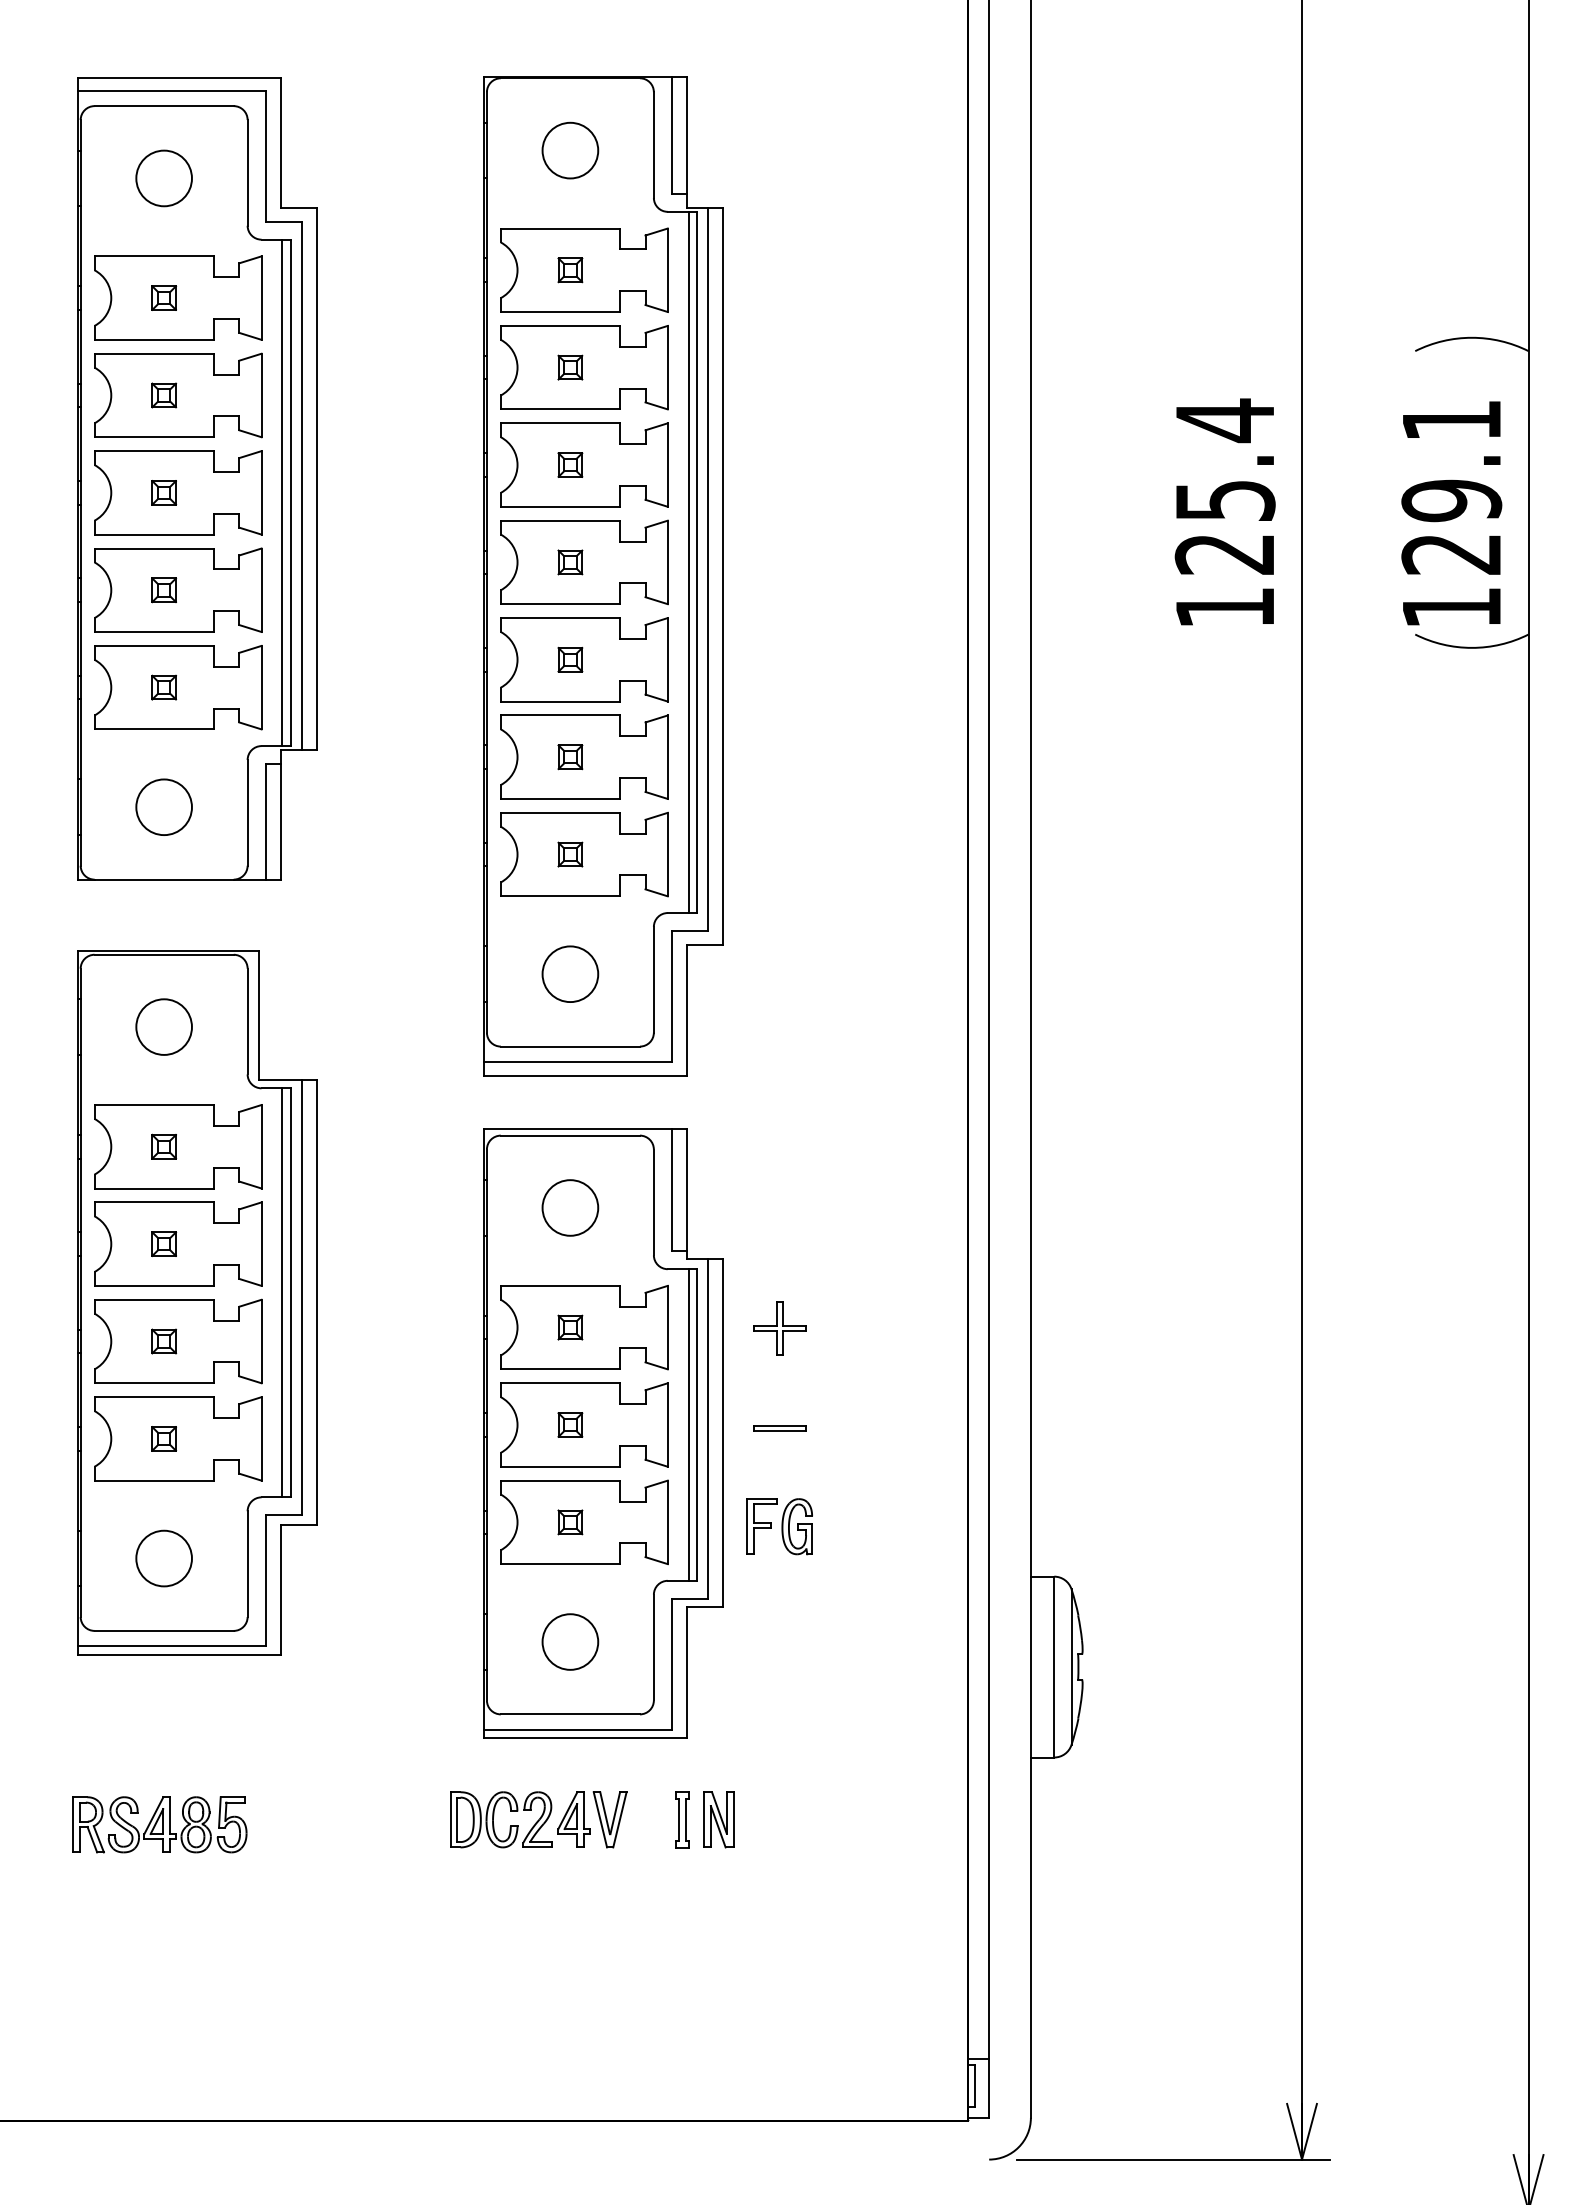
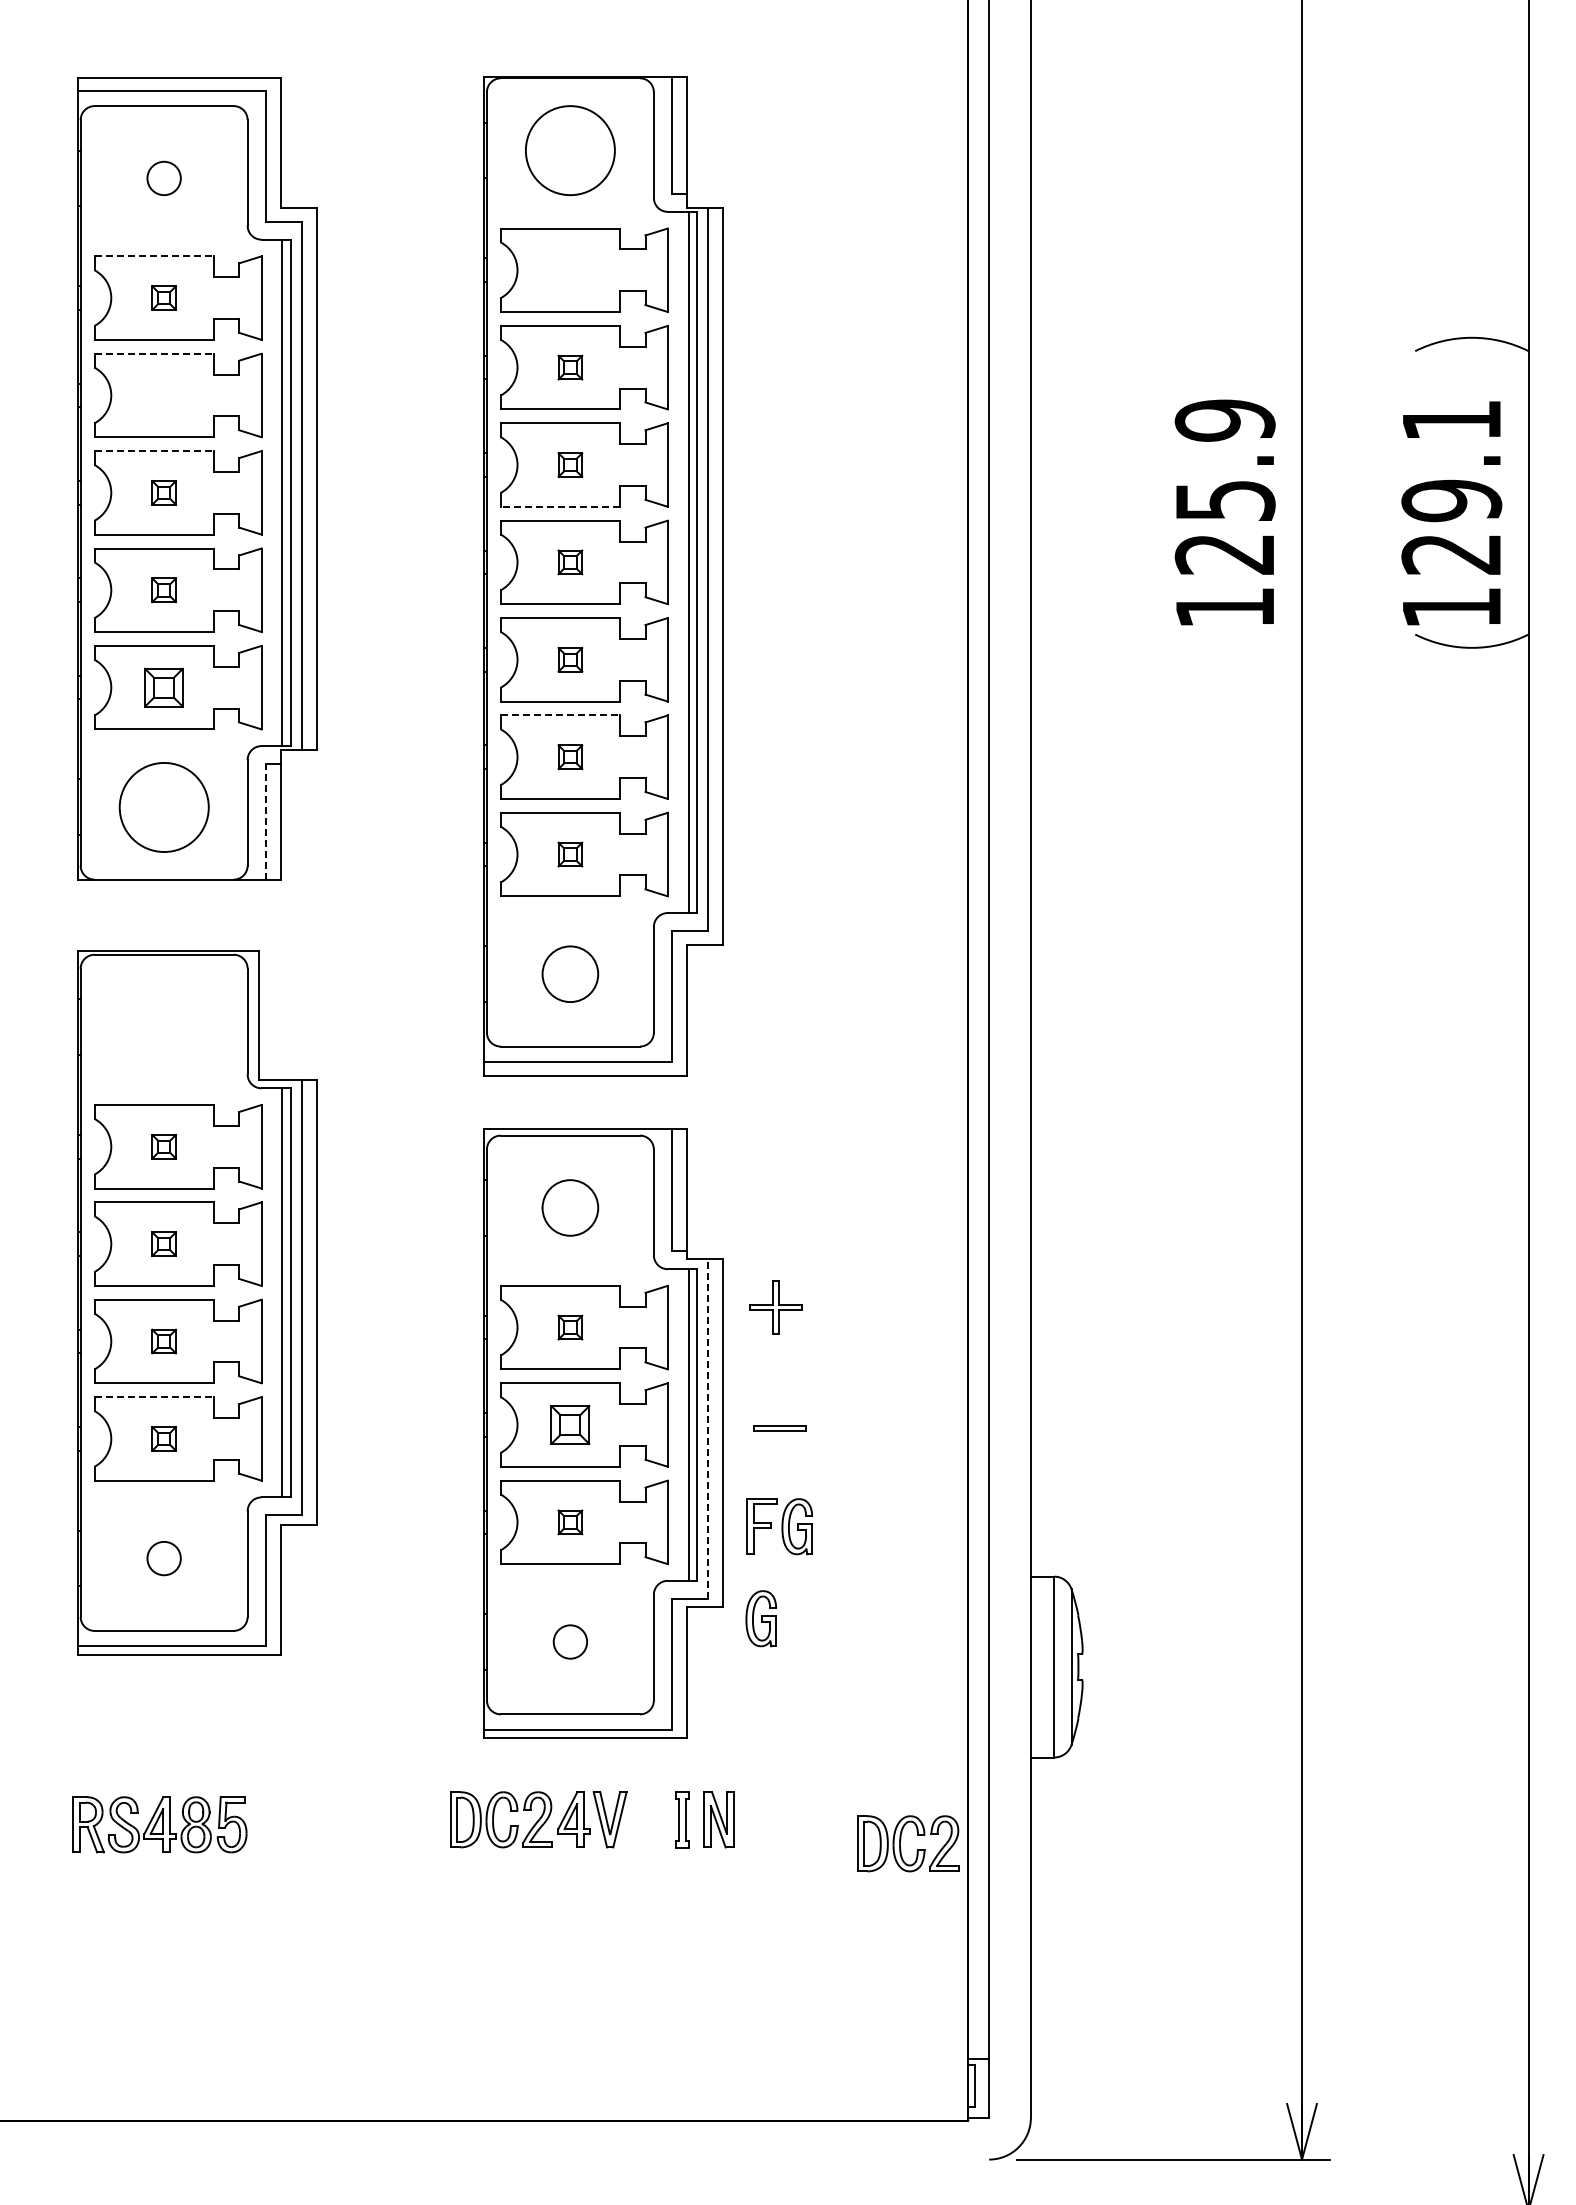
circle diameter: 56 px -> 89 px (569, 150)
circle diameter: 56 px -> 33 px (163, 178)
line: solid -> dashed (154, 256)
part: present -> none (570, 270)
line: solid -> dashed (154, 353)
part: present -> none (164, 395)
text: 125.4 -> 125.9 (1224, 420)
line: solid -> dashed (154, 451)
line: solid -> dashed (560, 506)
part size: 27x27 px -> 40x41 px (163, 687)
line: solid -> dashed (560, 715)
circle size: 58x58 px -> 92x91 px (163, 807)
line: solid -> dashed (265, 821)
circle: present -> none (163, 1026)
part position: (779, 1328) -> (775, 1307) (775, 1307)
line: solid -> dashed (154, 1397)
part size: 27x26 px -> 41x40 px (570, 1424)
line: solid -> dashed (708, 1429)
circle diameter: 56 px -> 33 px (163, 1558)
part: none -> present (760, 1618)
circle size: 59x58 px -> 36x36 px (569, 1641)
part: none -> present (901, 1840)
